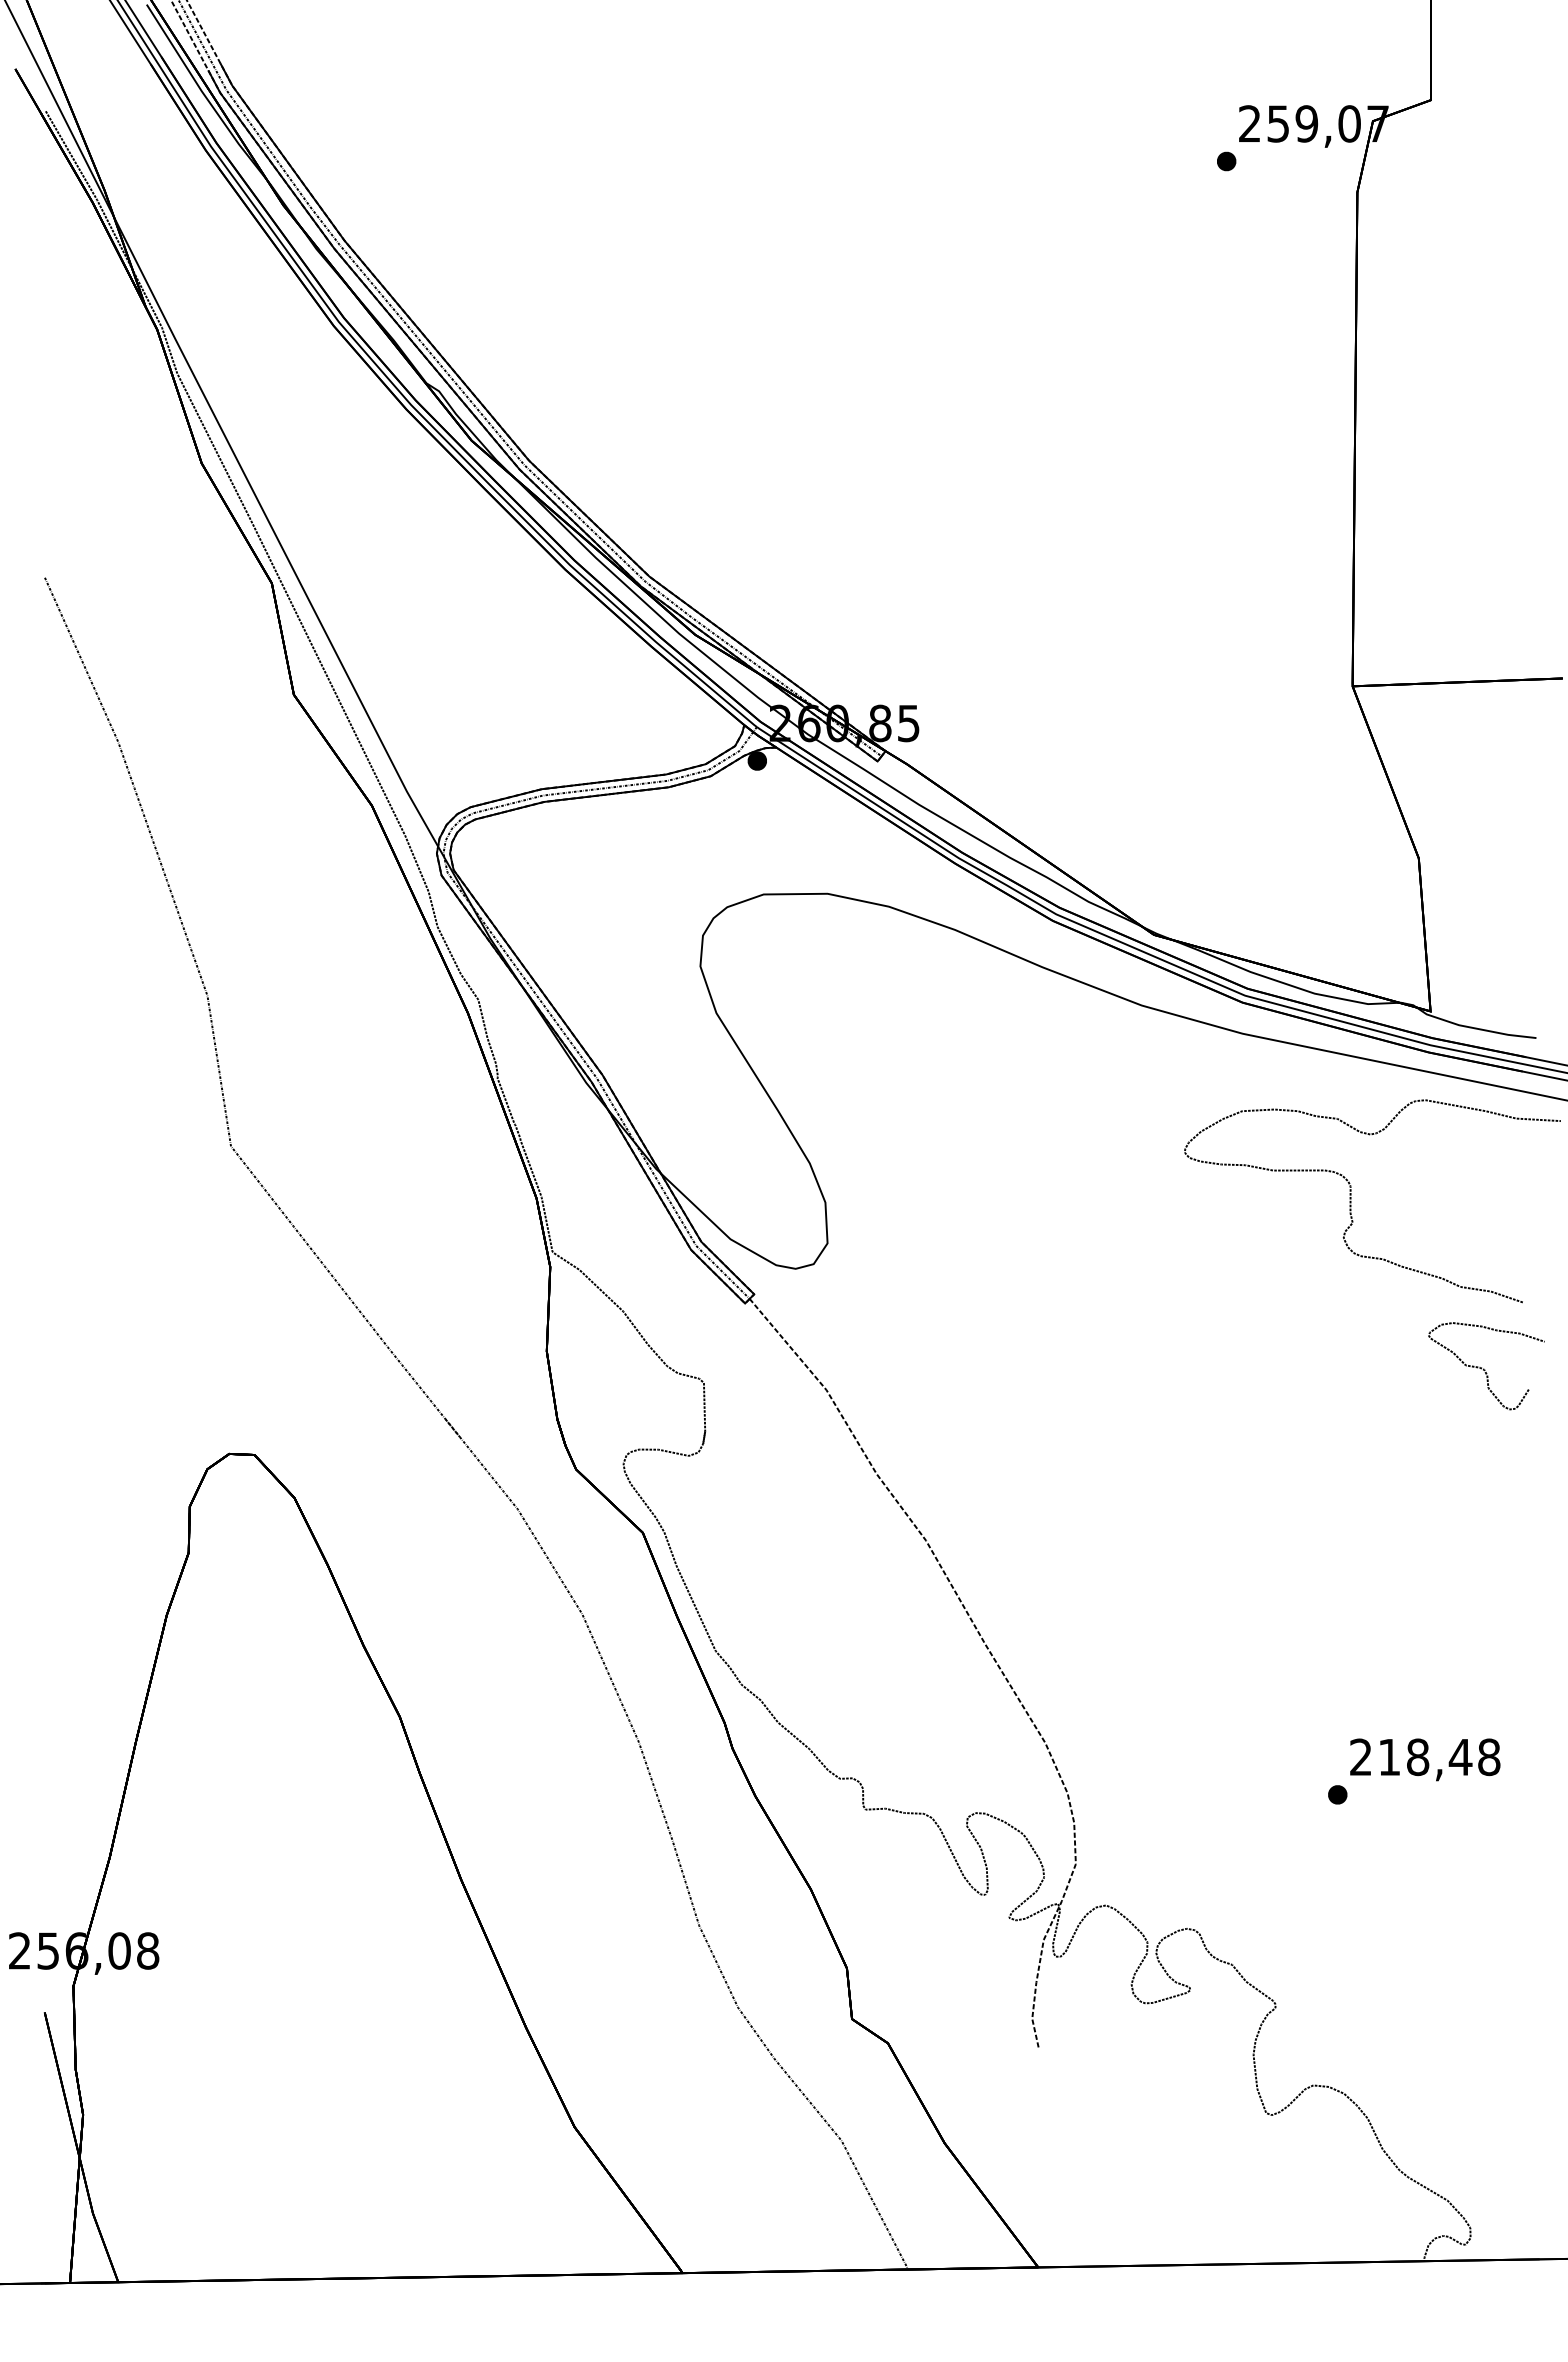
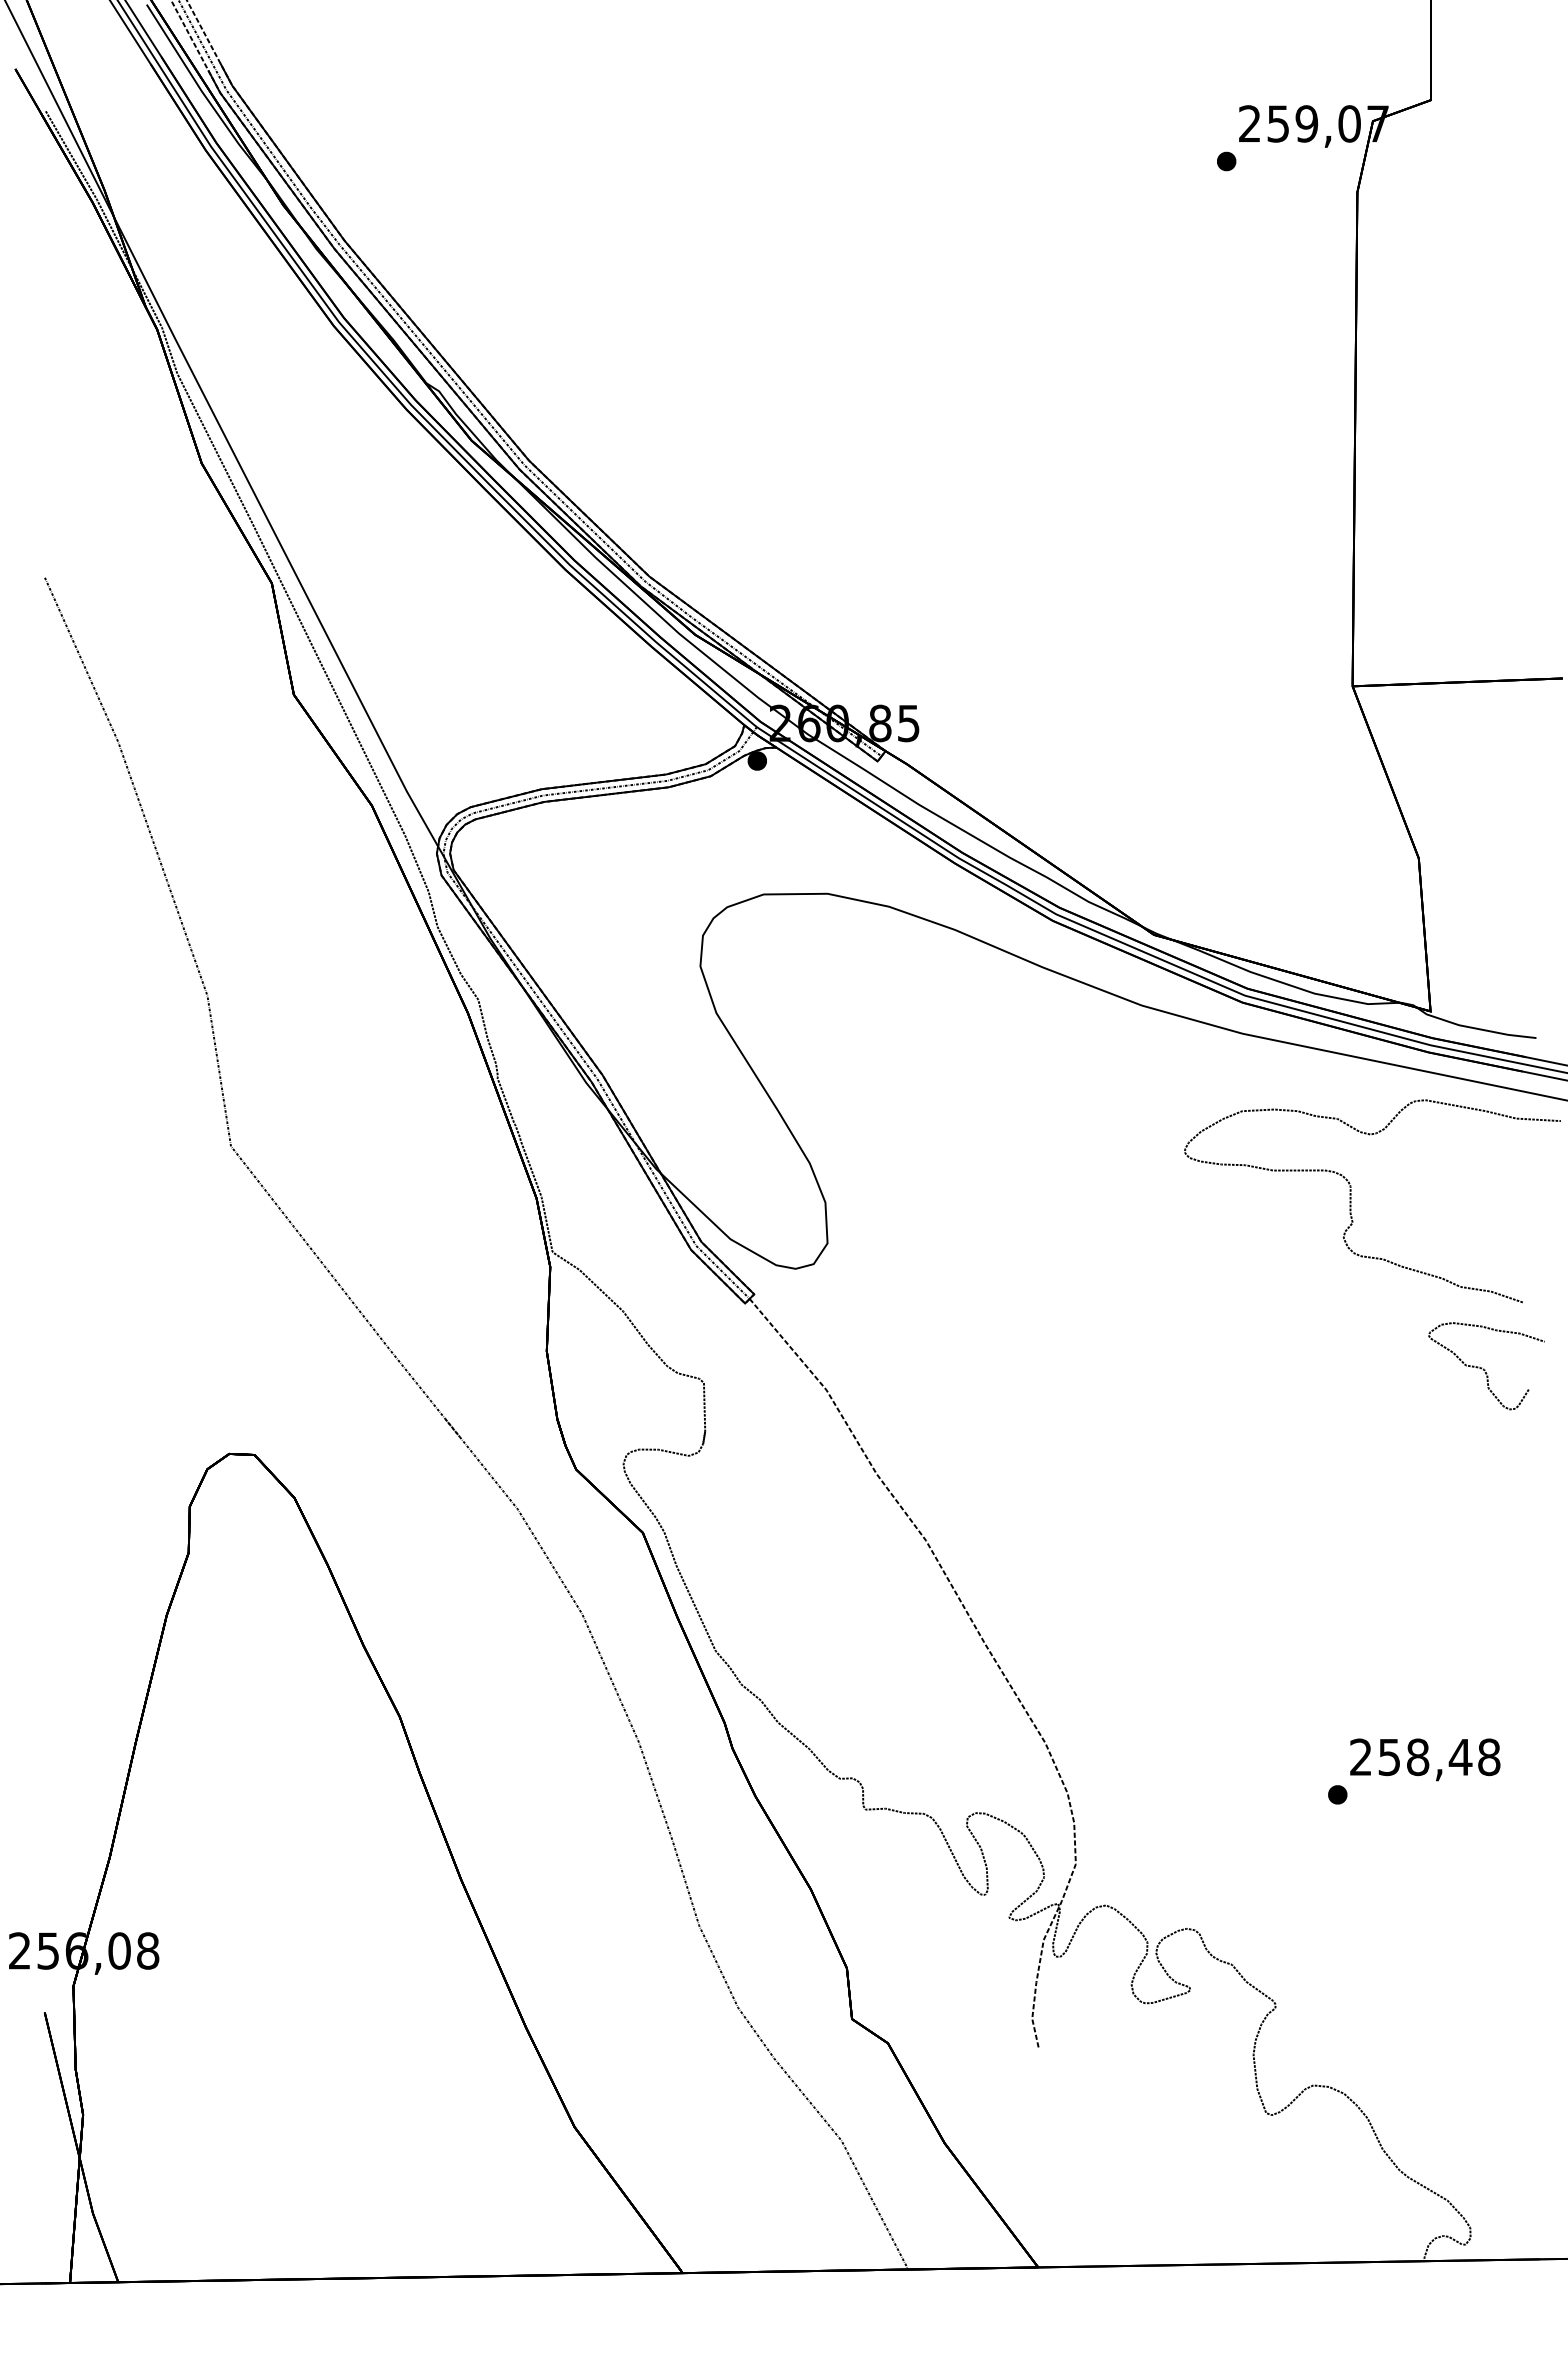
text: 218,48 -> 258,48 (1388, 1757)
